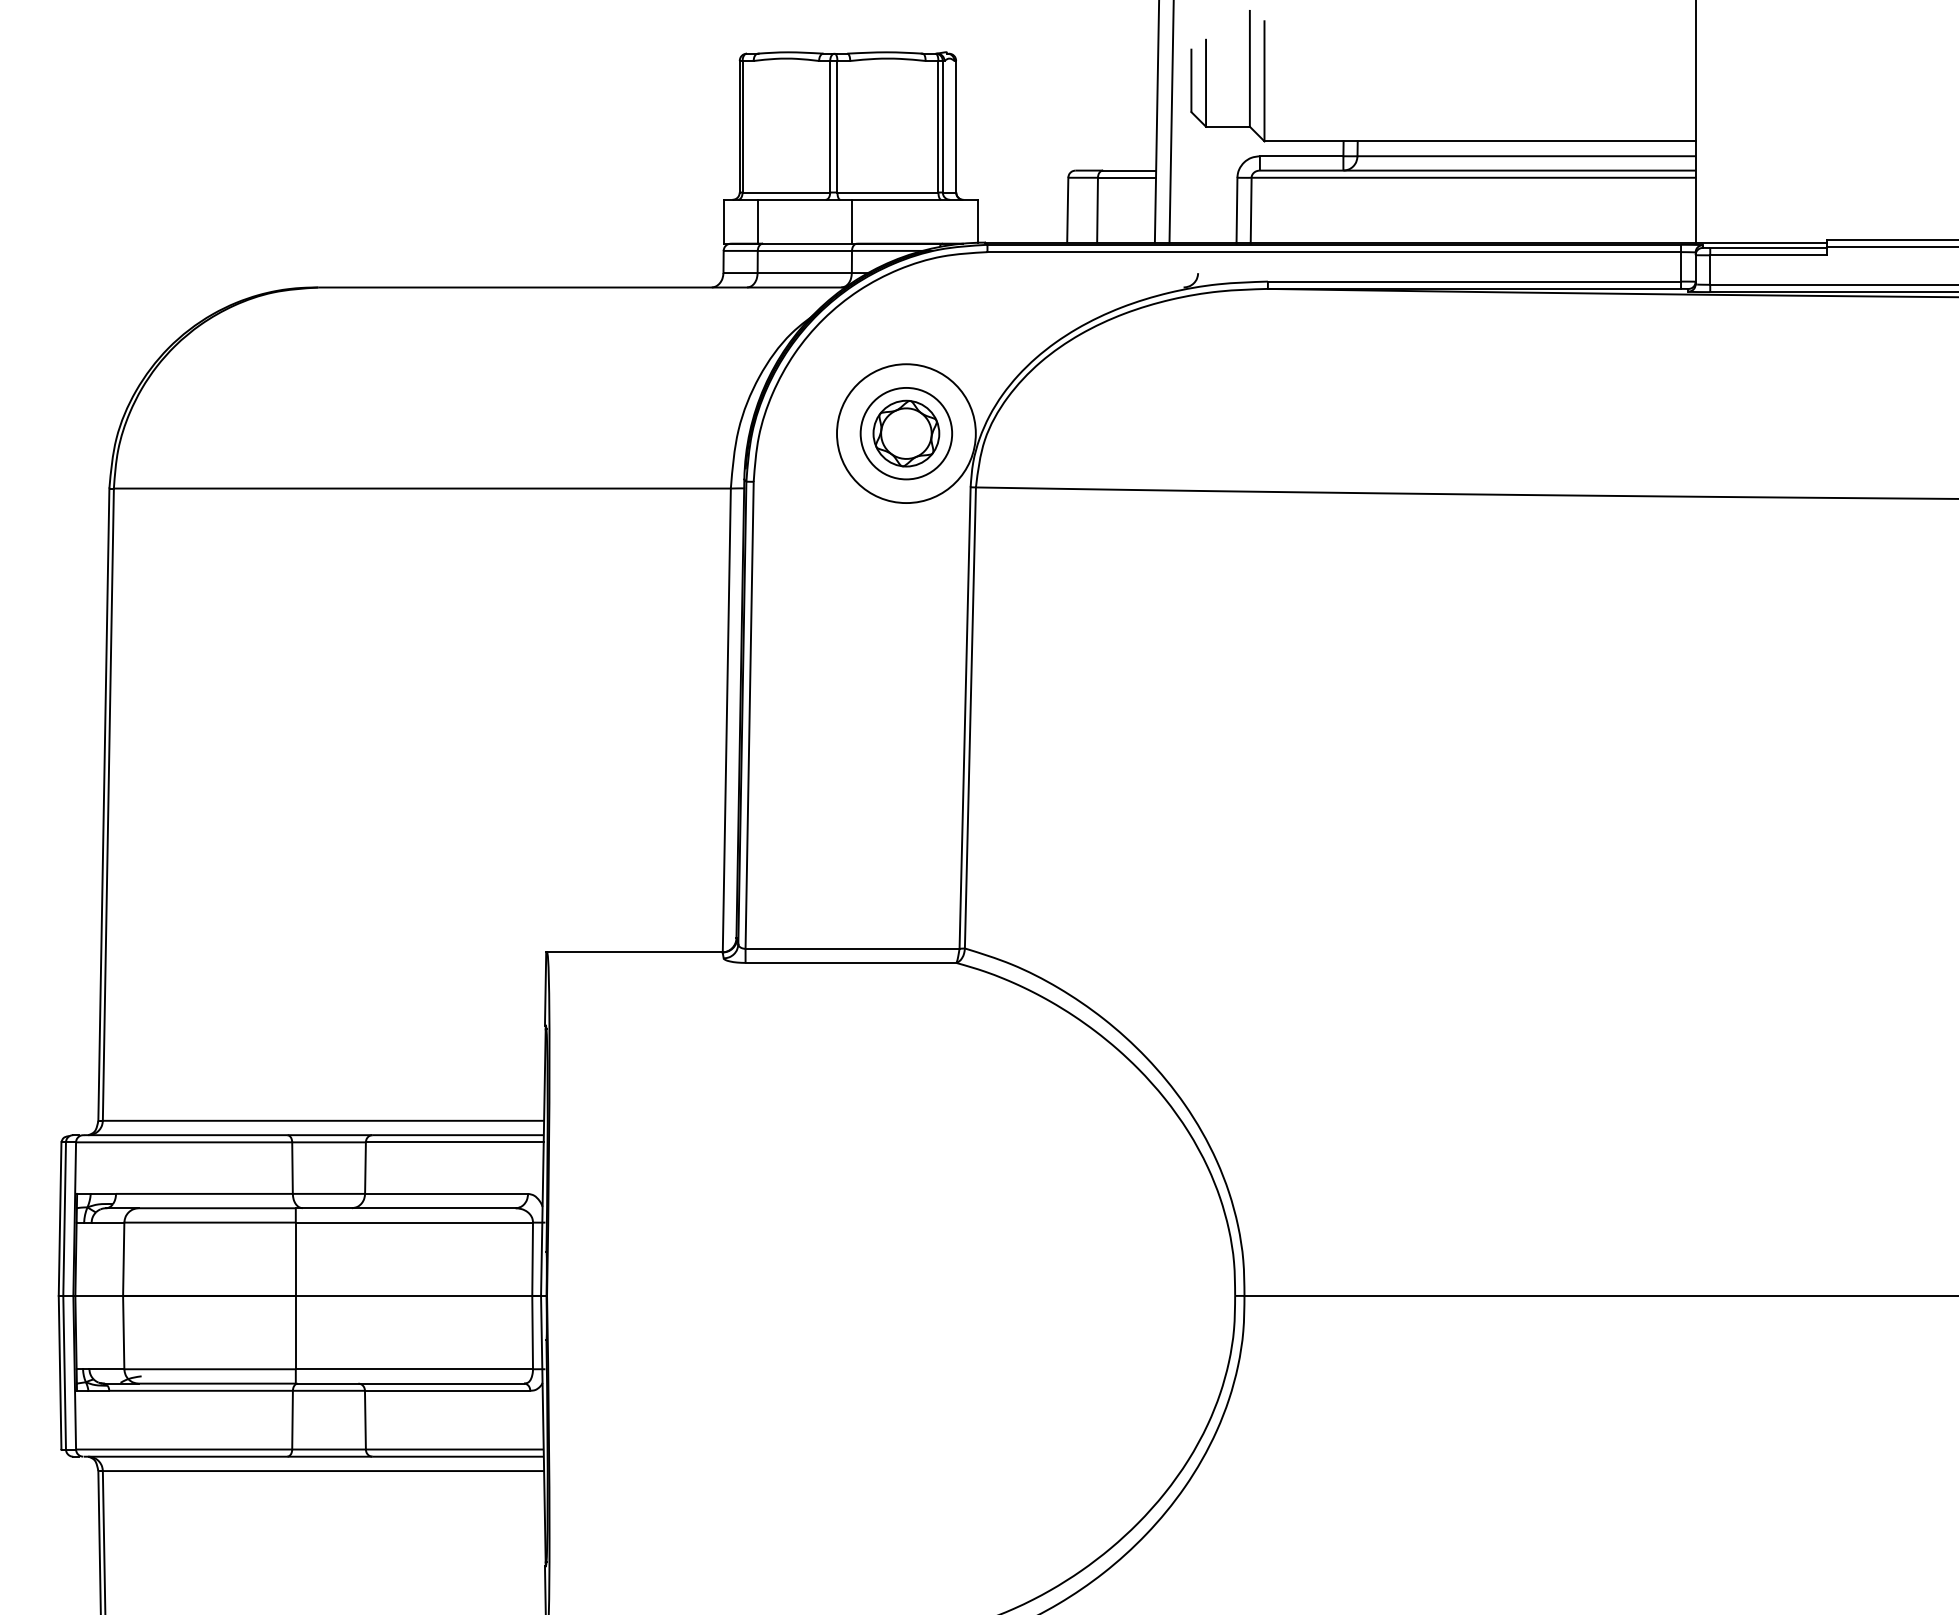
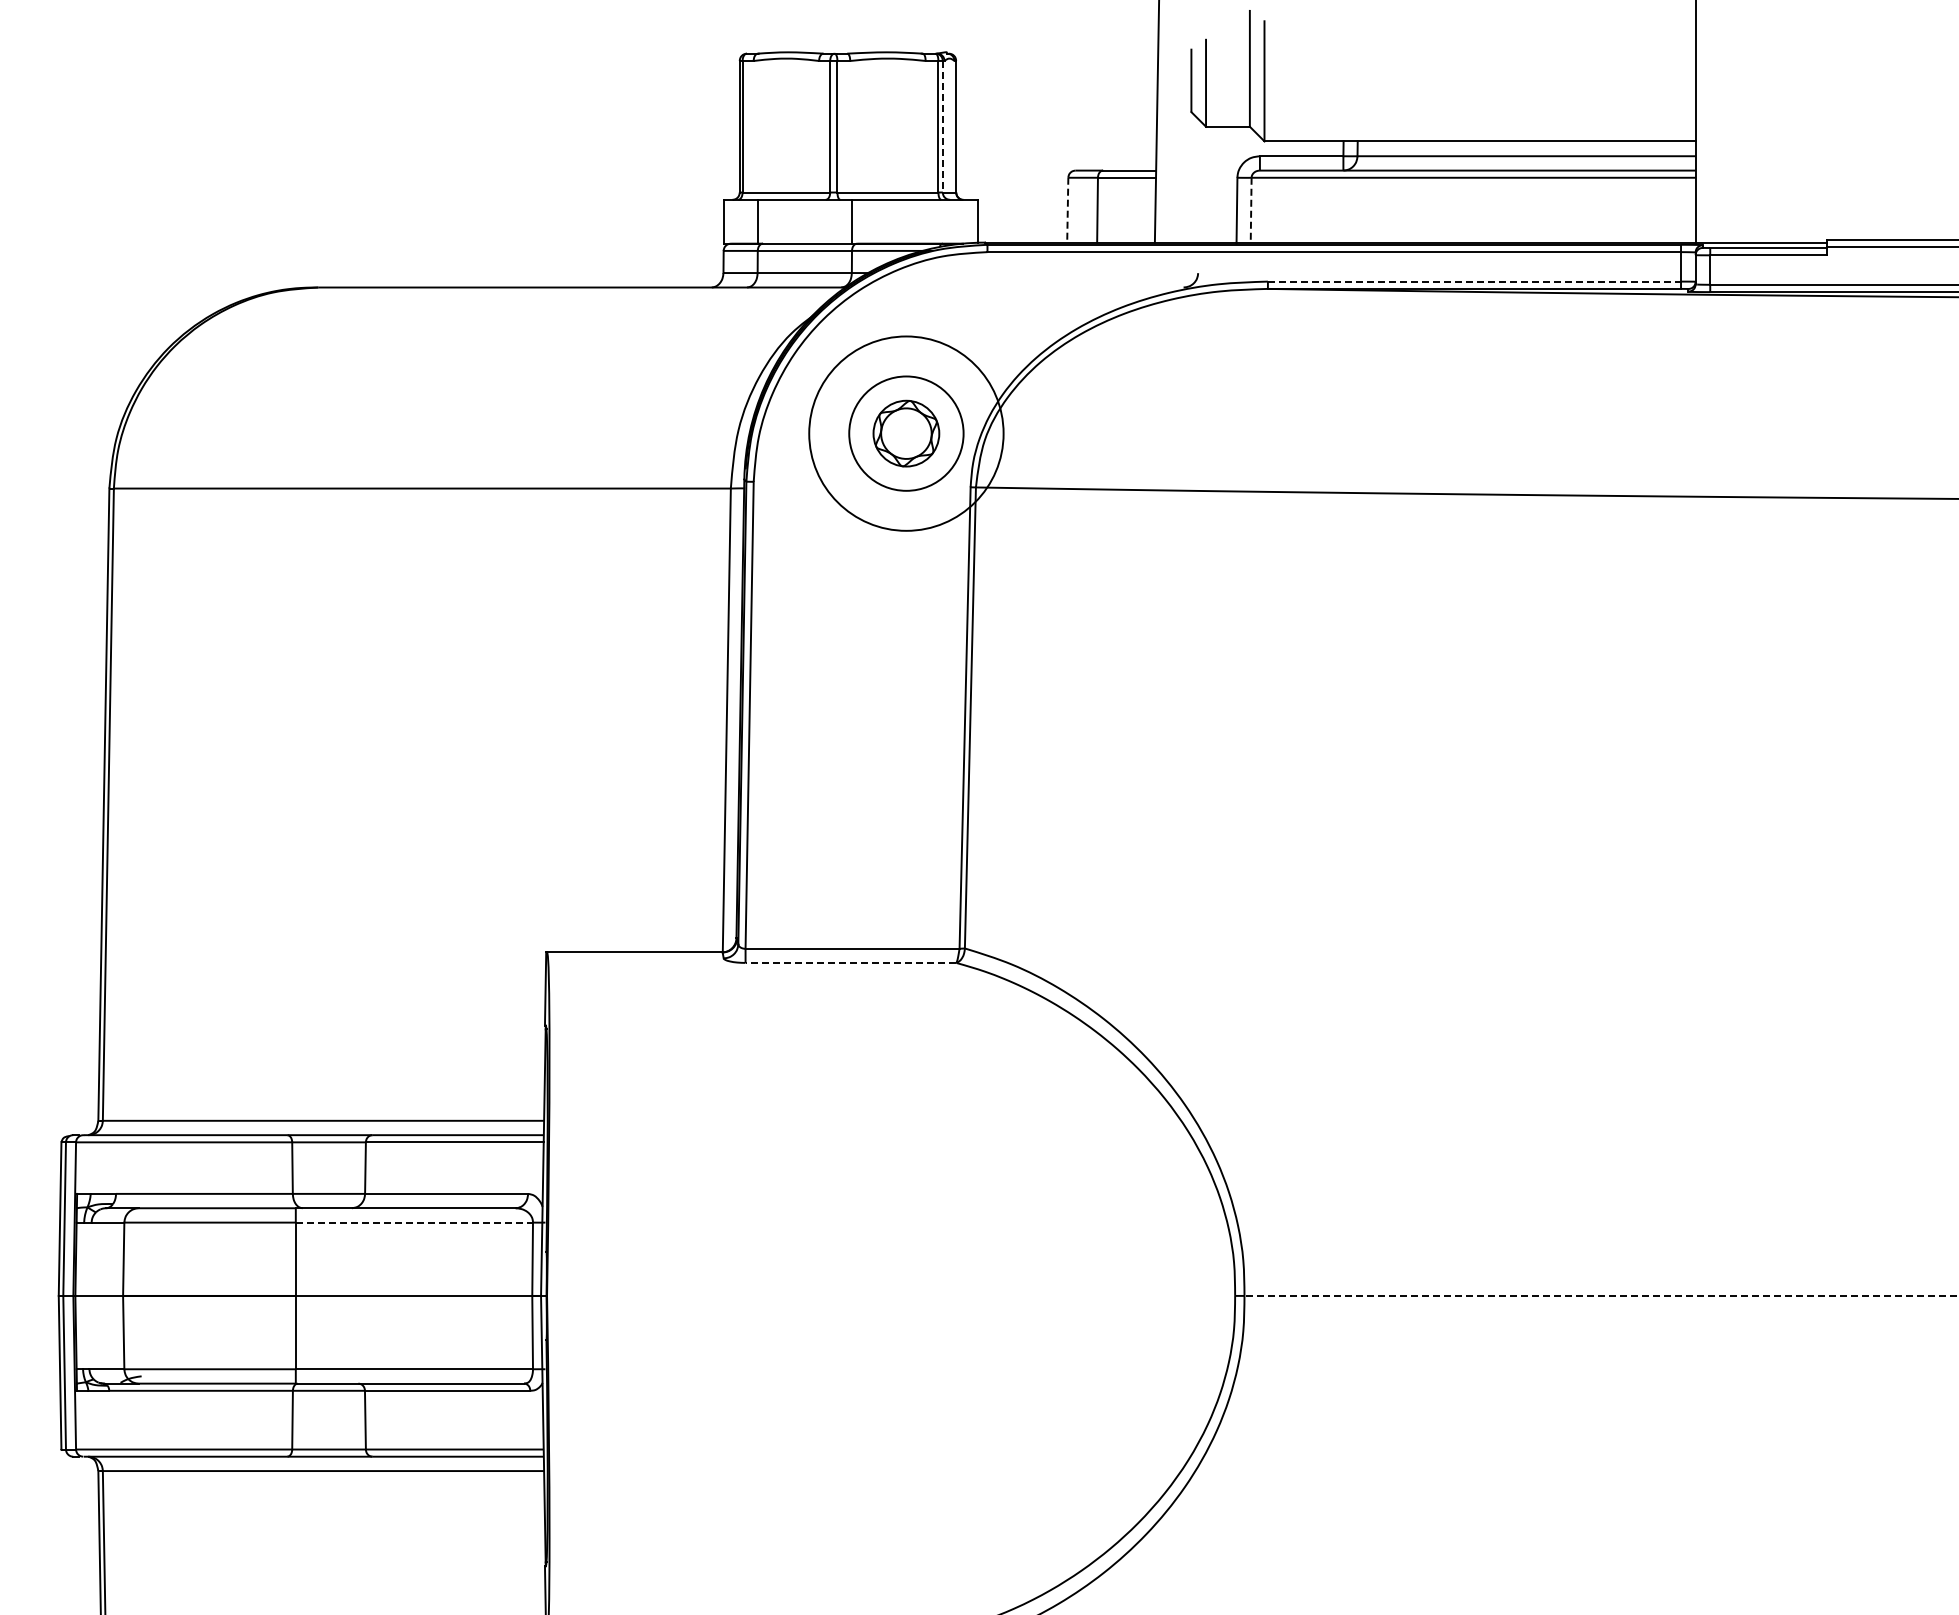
line: present -> none (1171, 122)
line: solid -> dashed (942, 126)
line: solid -> dashed (1067, 210)
line: solid -> dashed (1251, 210)
line: solid -> dashed (1474, 281)
circle diameter: 139 px -> 194 px (906, 433)
circle diameter: 91 px -> 114 px (906, 433)
line: solid -> dashed (850, 962)
line: solid -> dashed (414, 1222)
line: solid -> dashed (1601, 1295)
